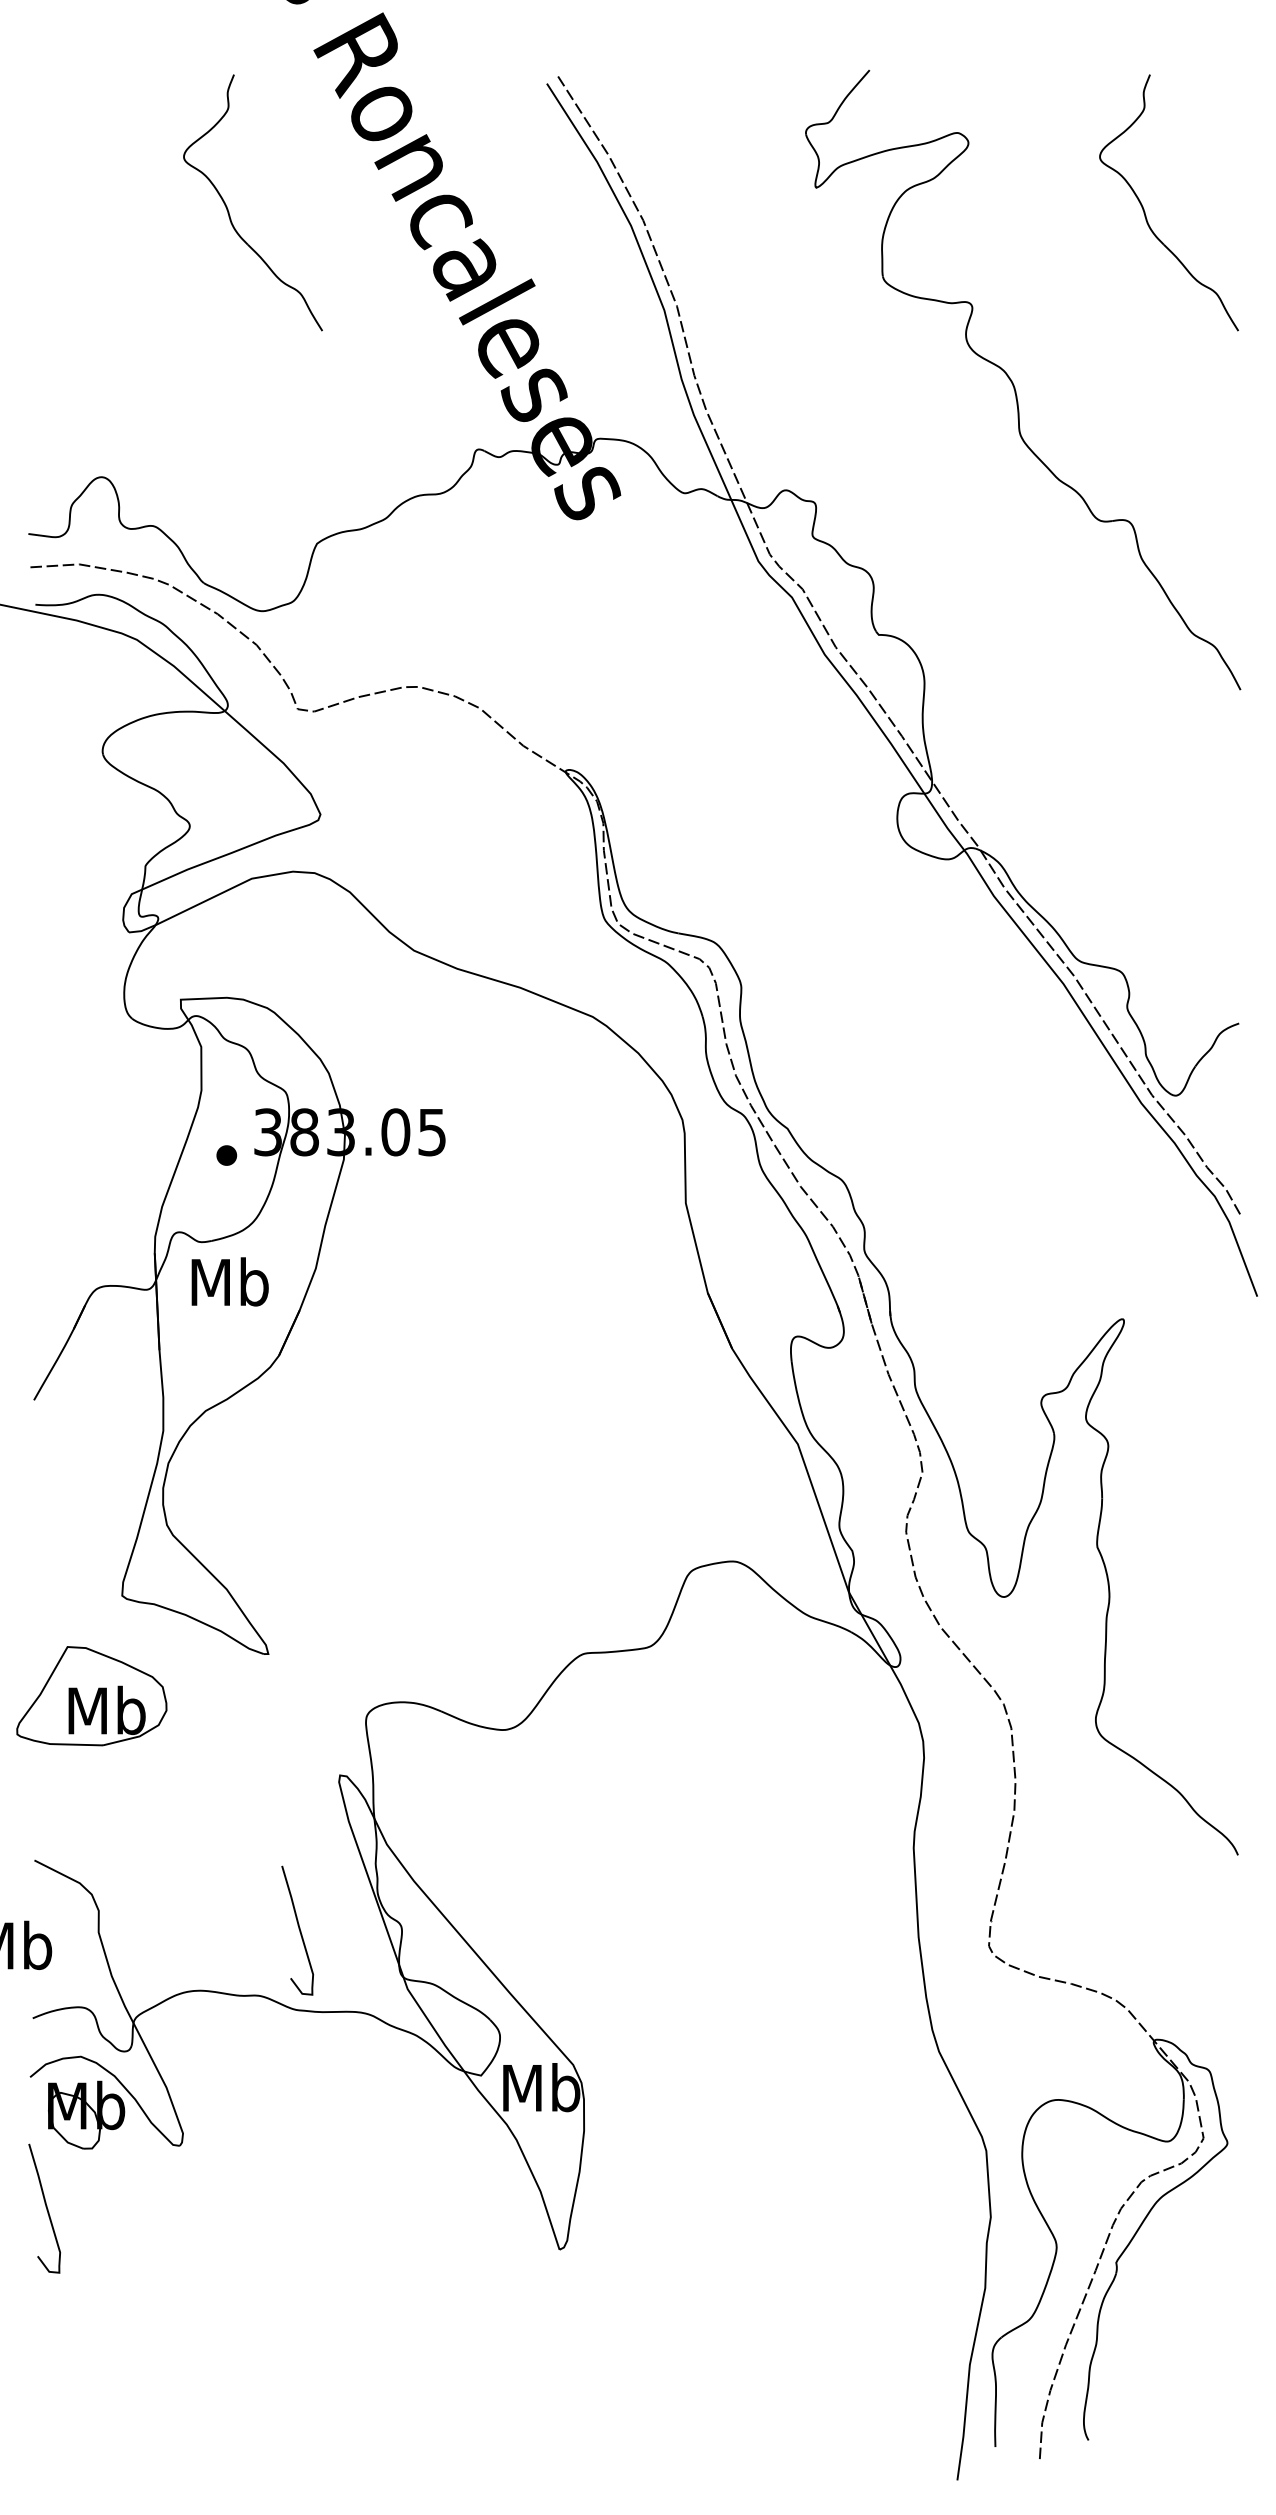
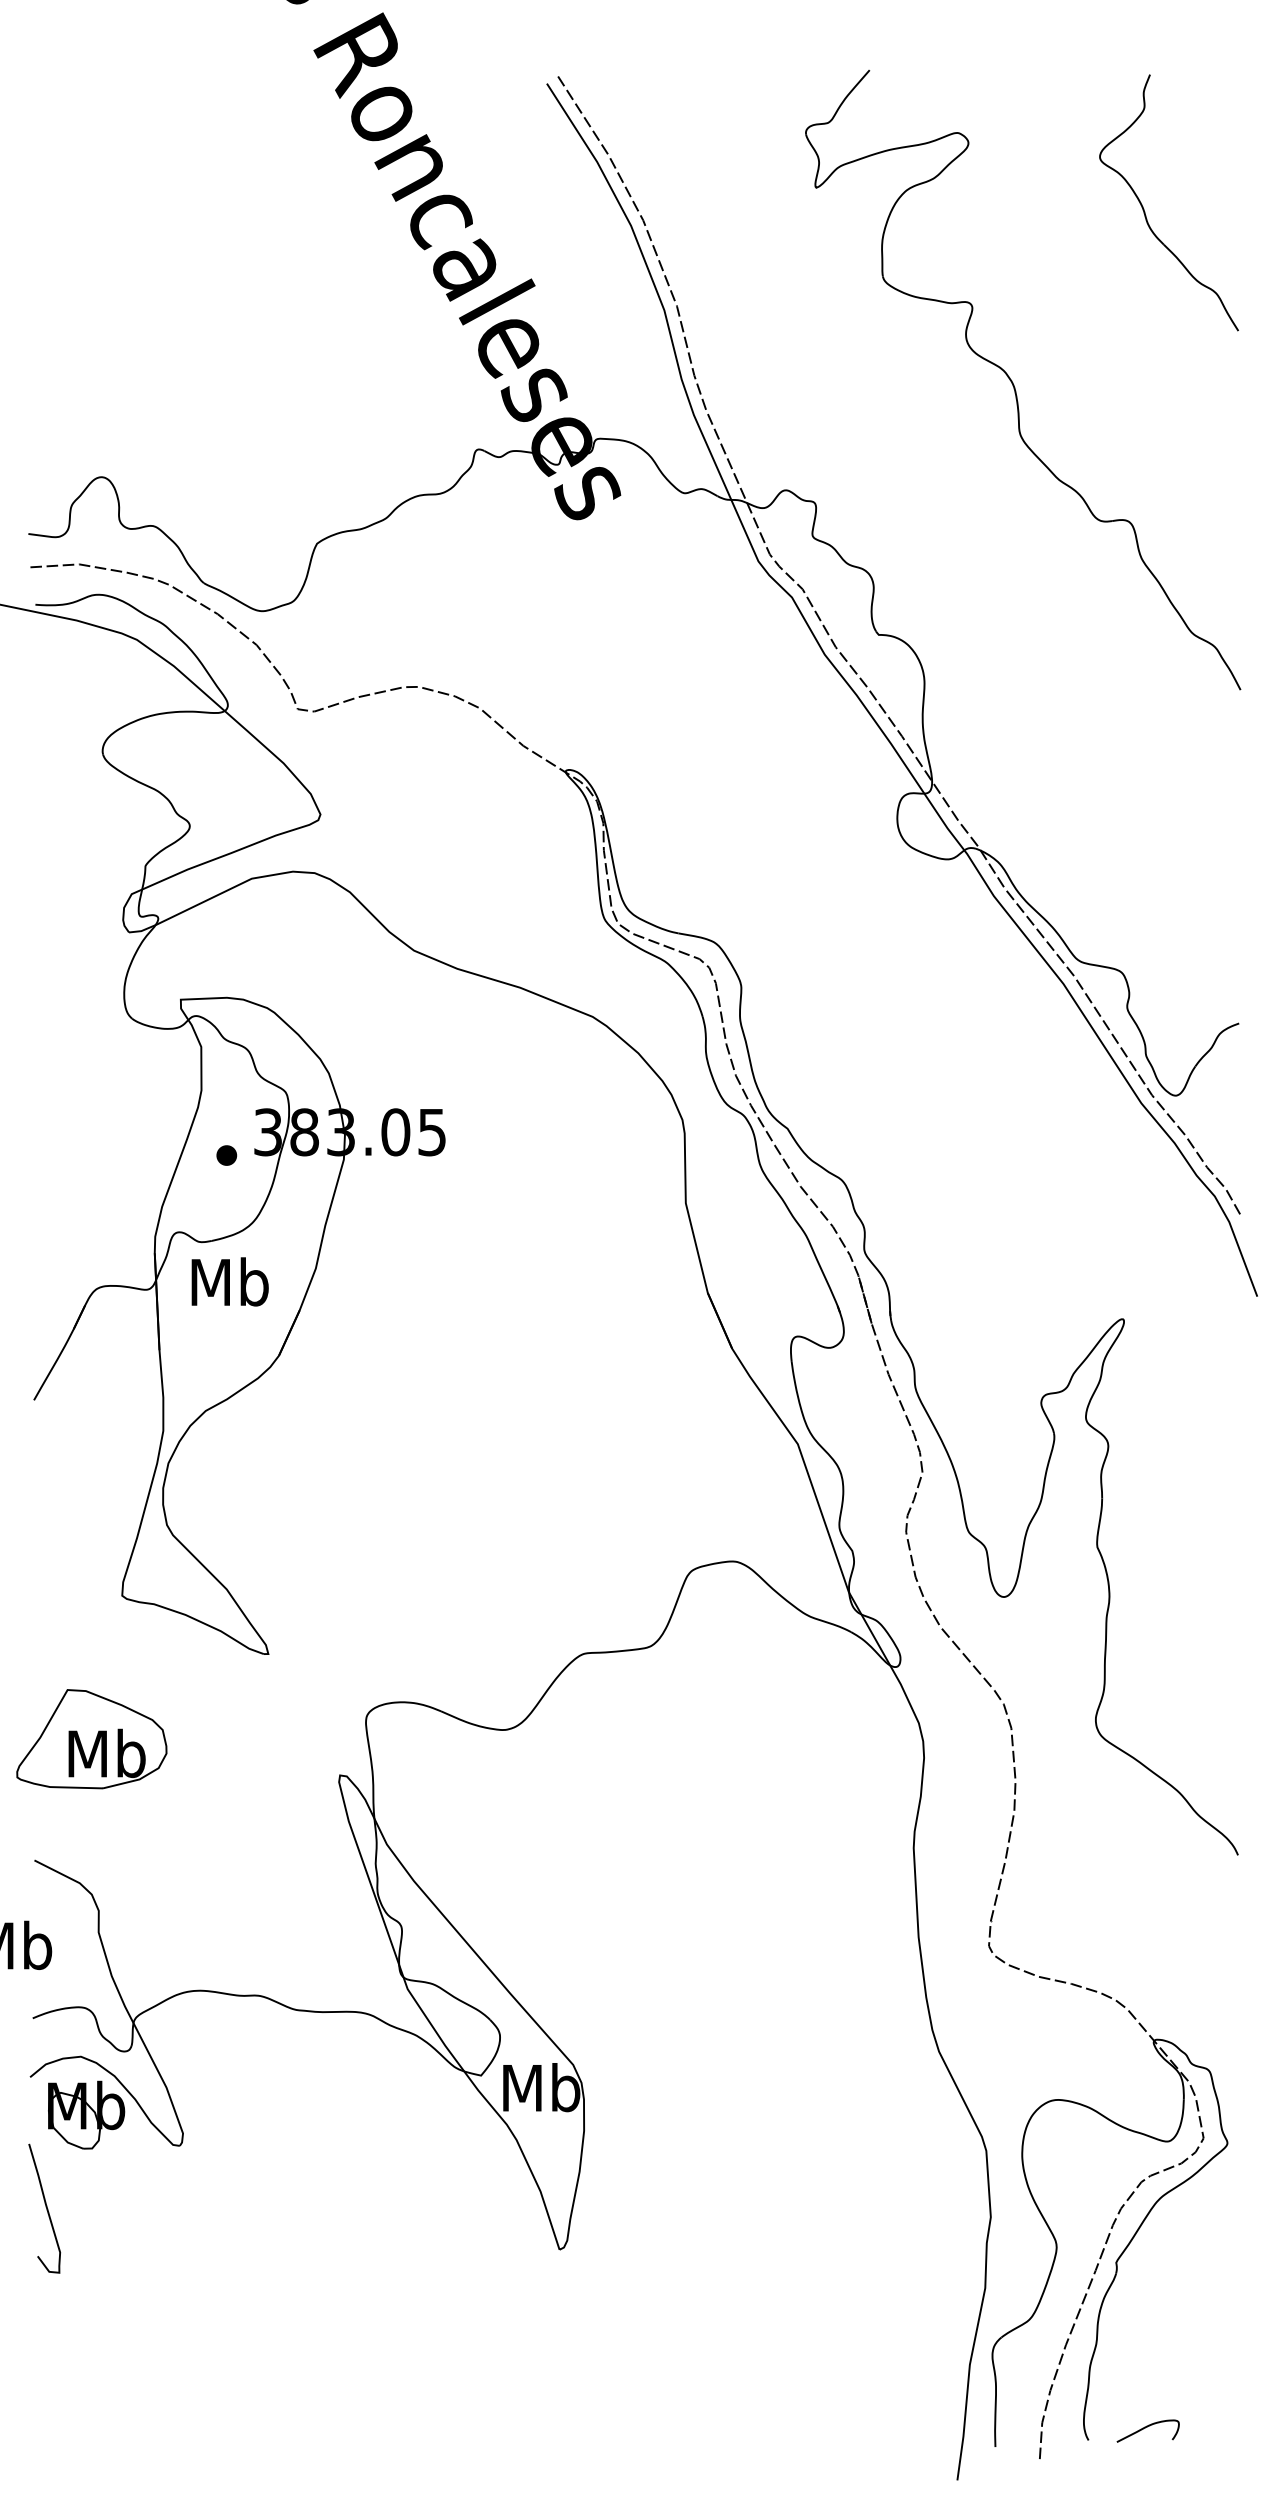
part: present -> none (229, 211)
part position: (91, 1696) -> (91, 1739) (91, 1739)
curve: present -> none (298, 1929)
curve: none -> present (1145, 2428)
